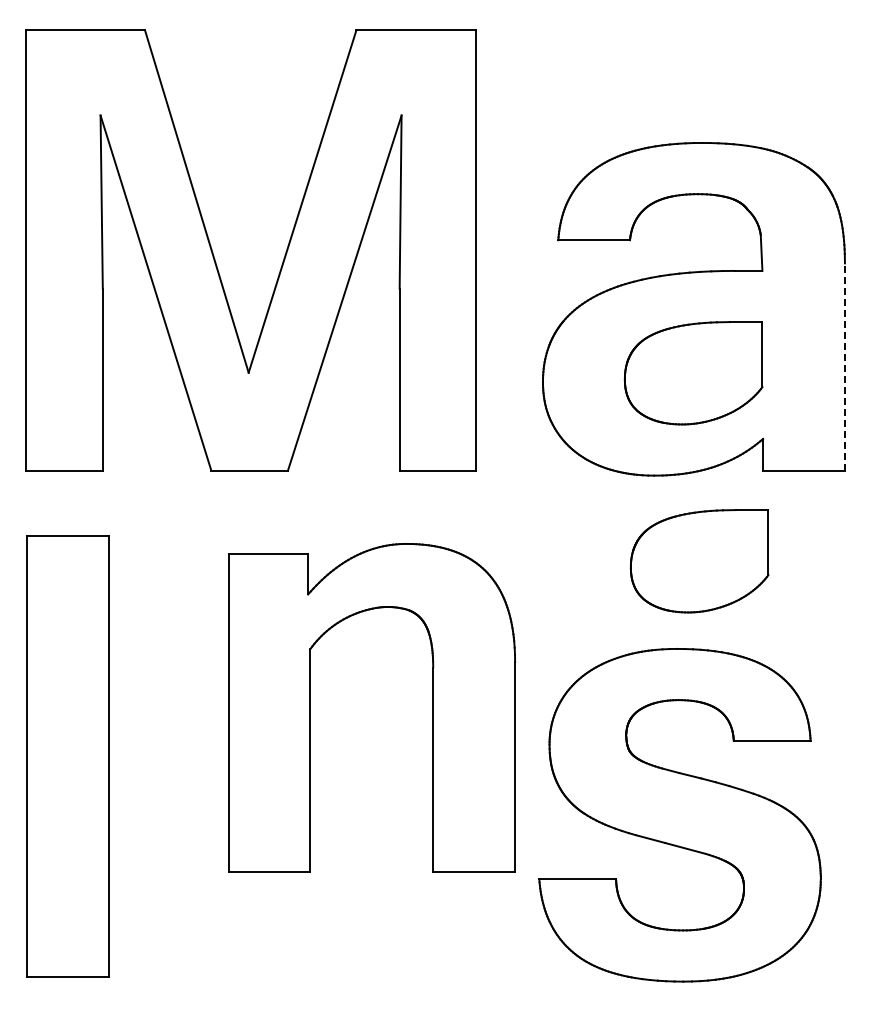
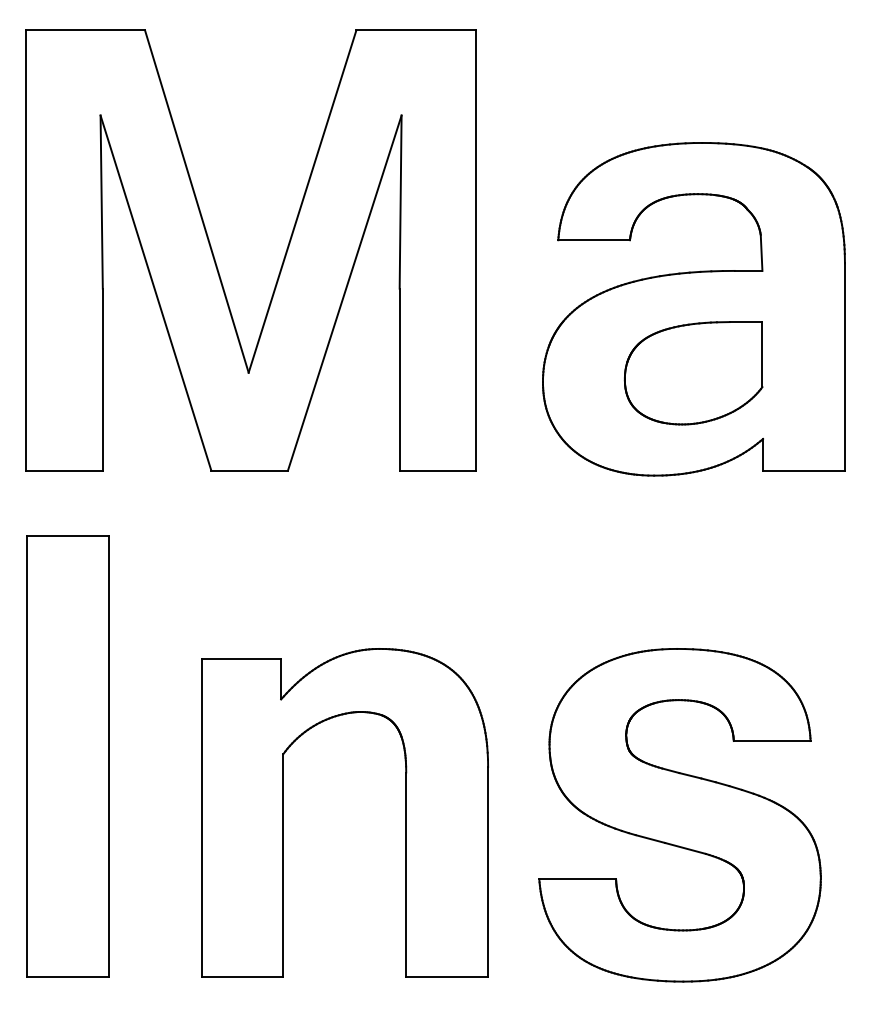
line: dashed -> solid (844, 366)
part: present -> none (699, 561)
part position: (310, 707) -> (283, 812) (283, 812)
